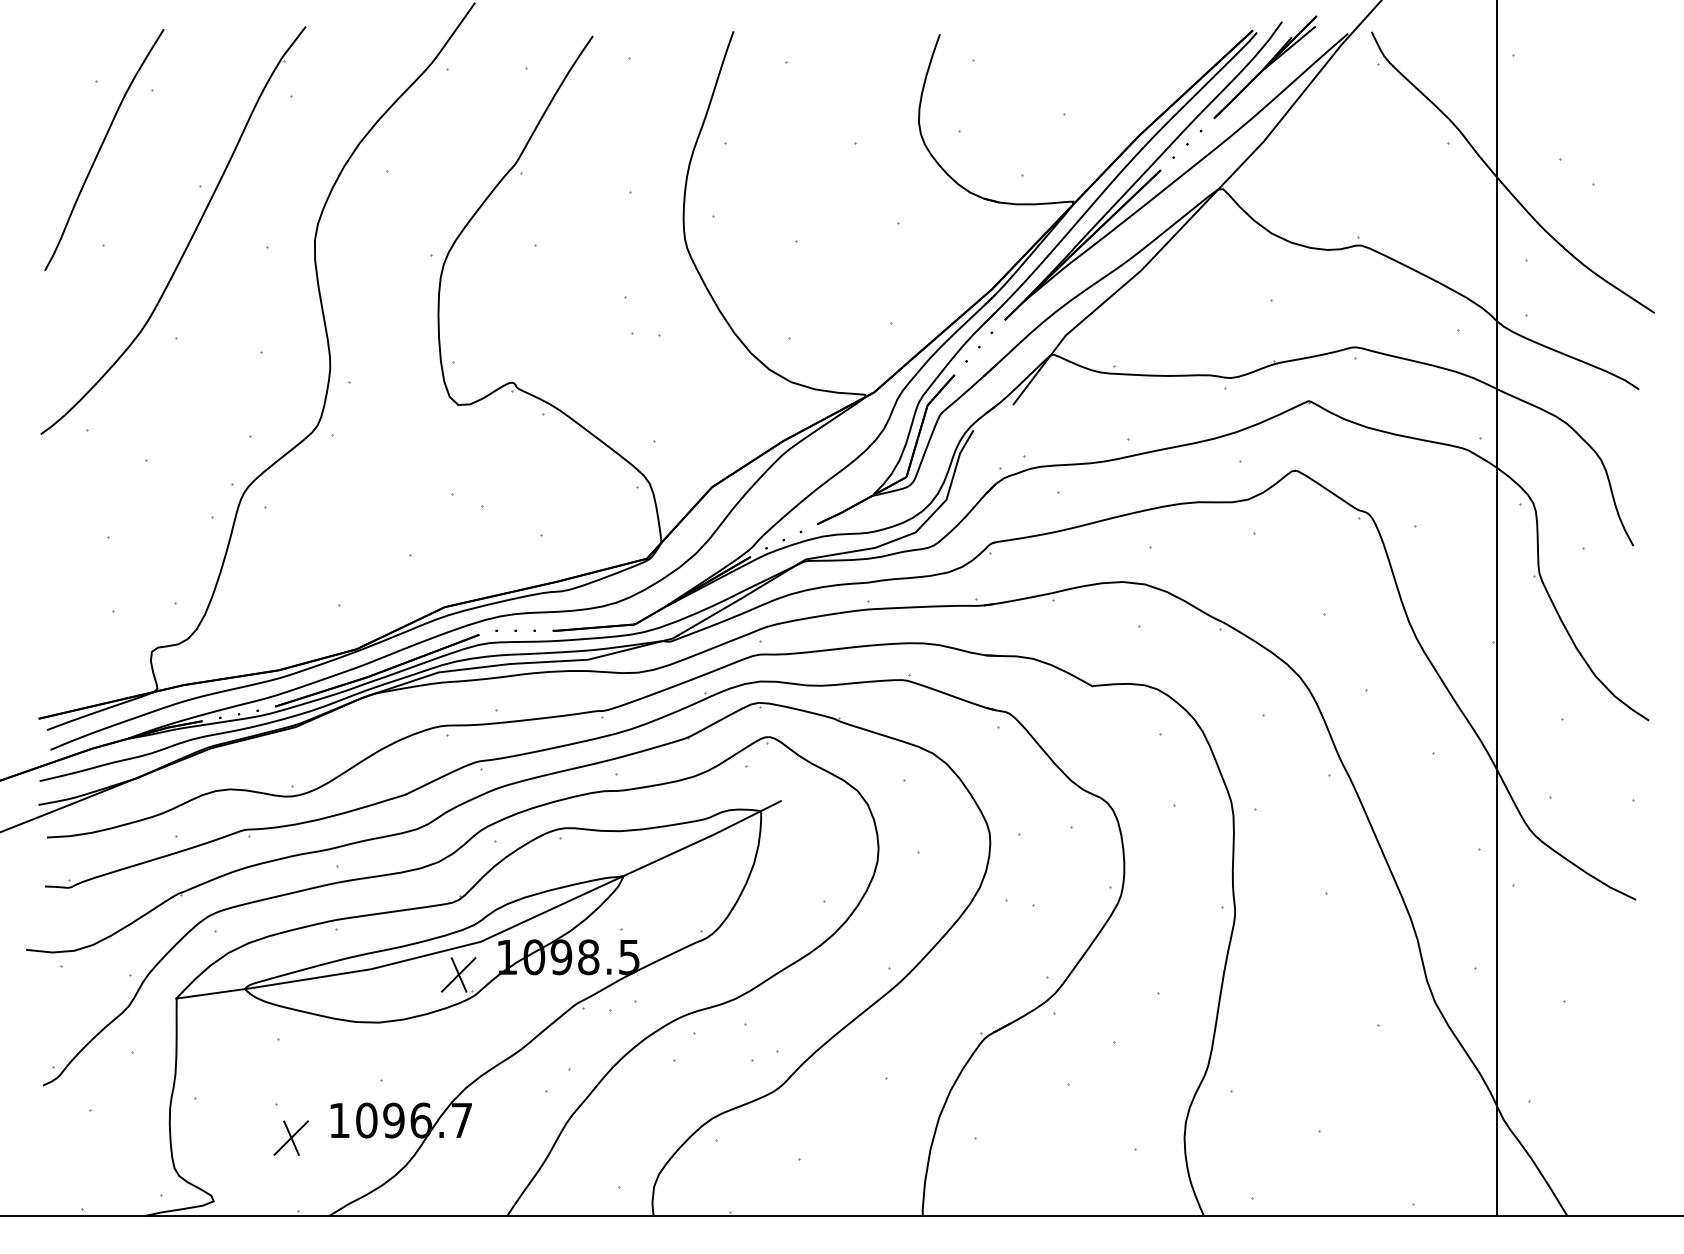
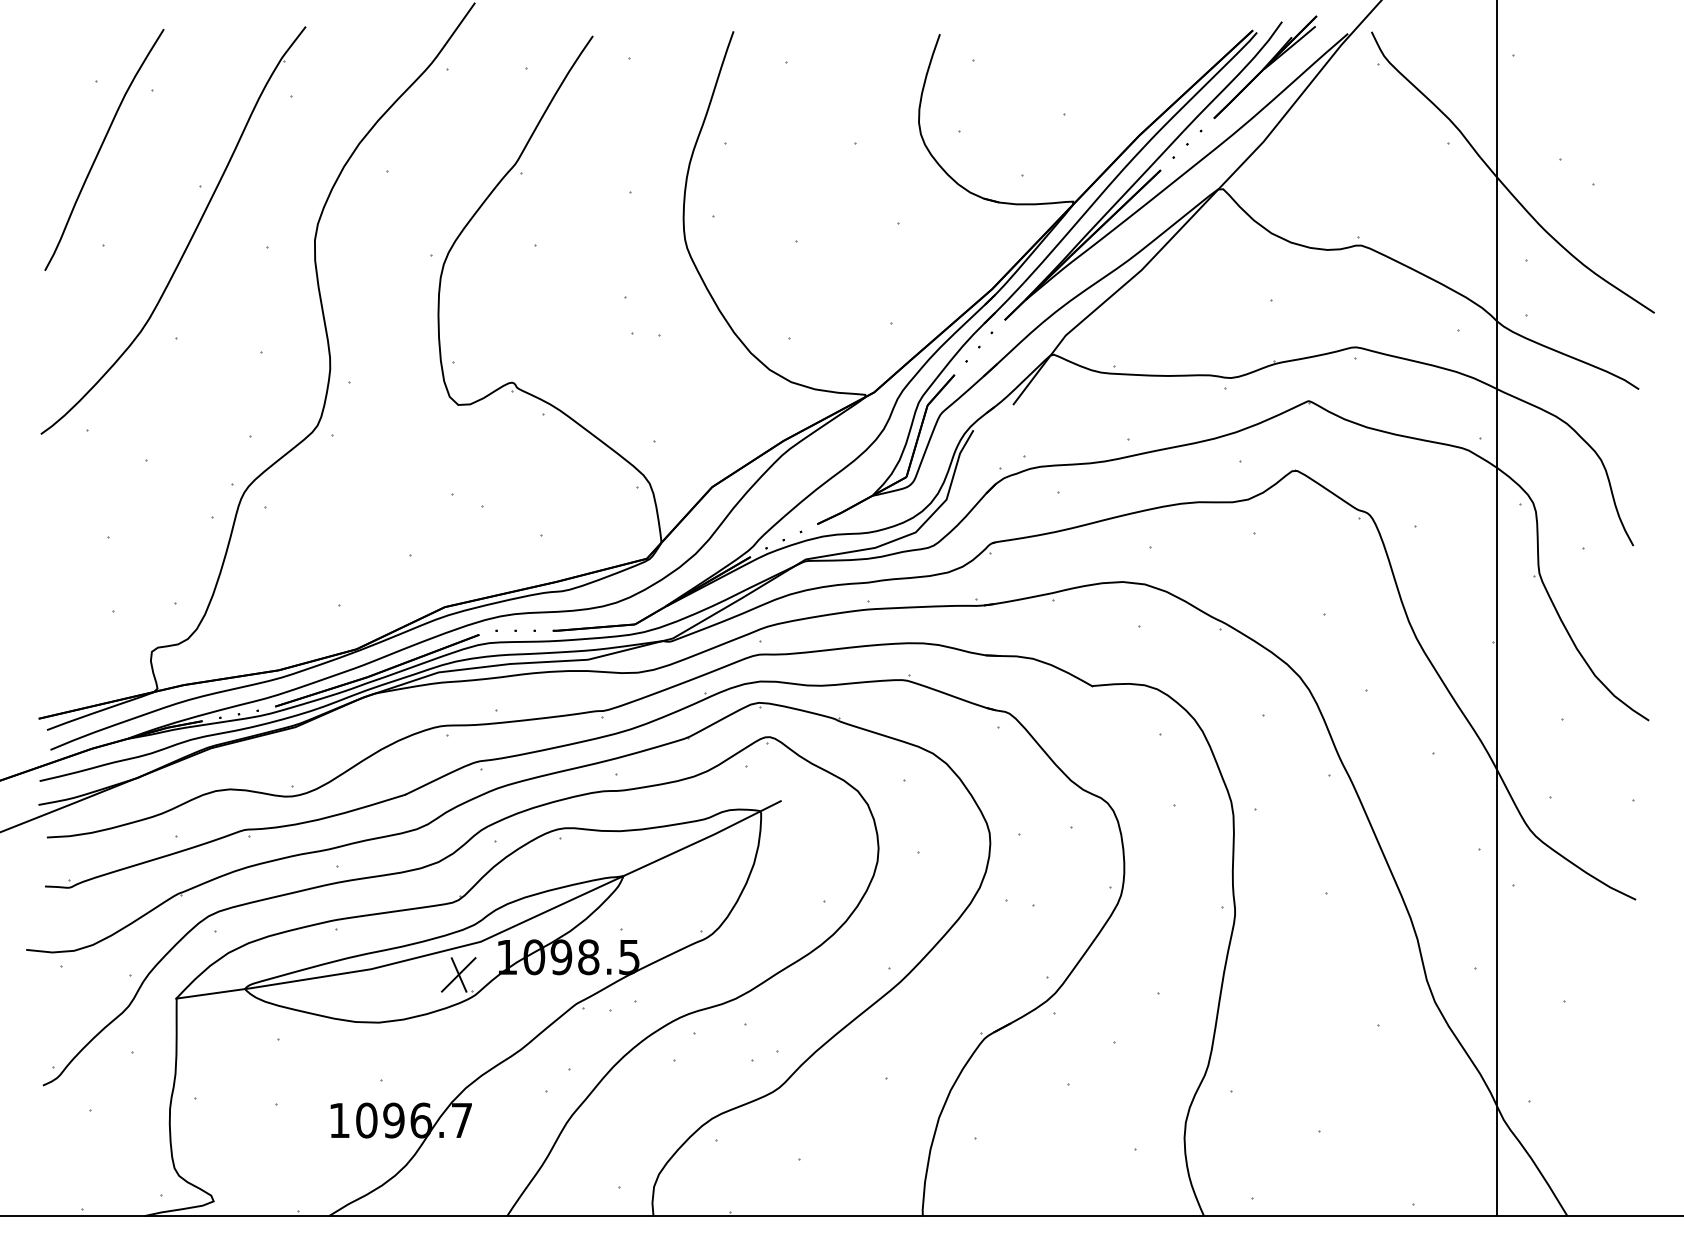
part: present -> none (290, 1137)
